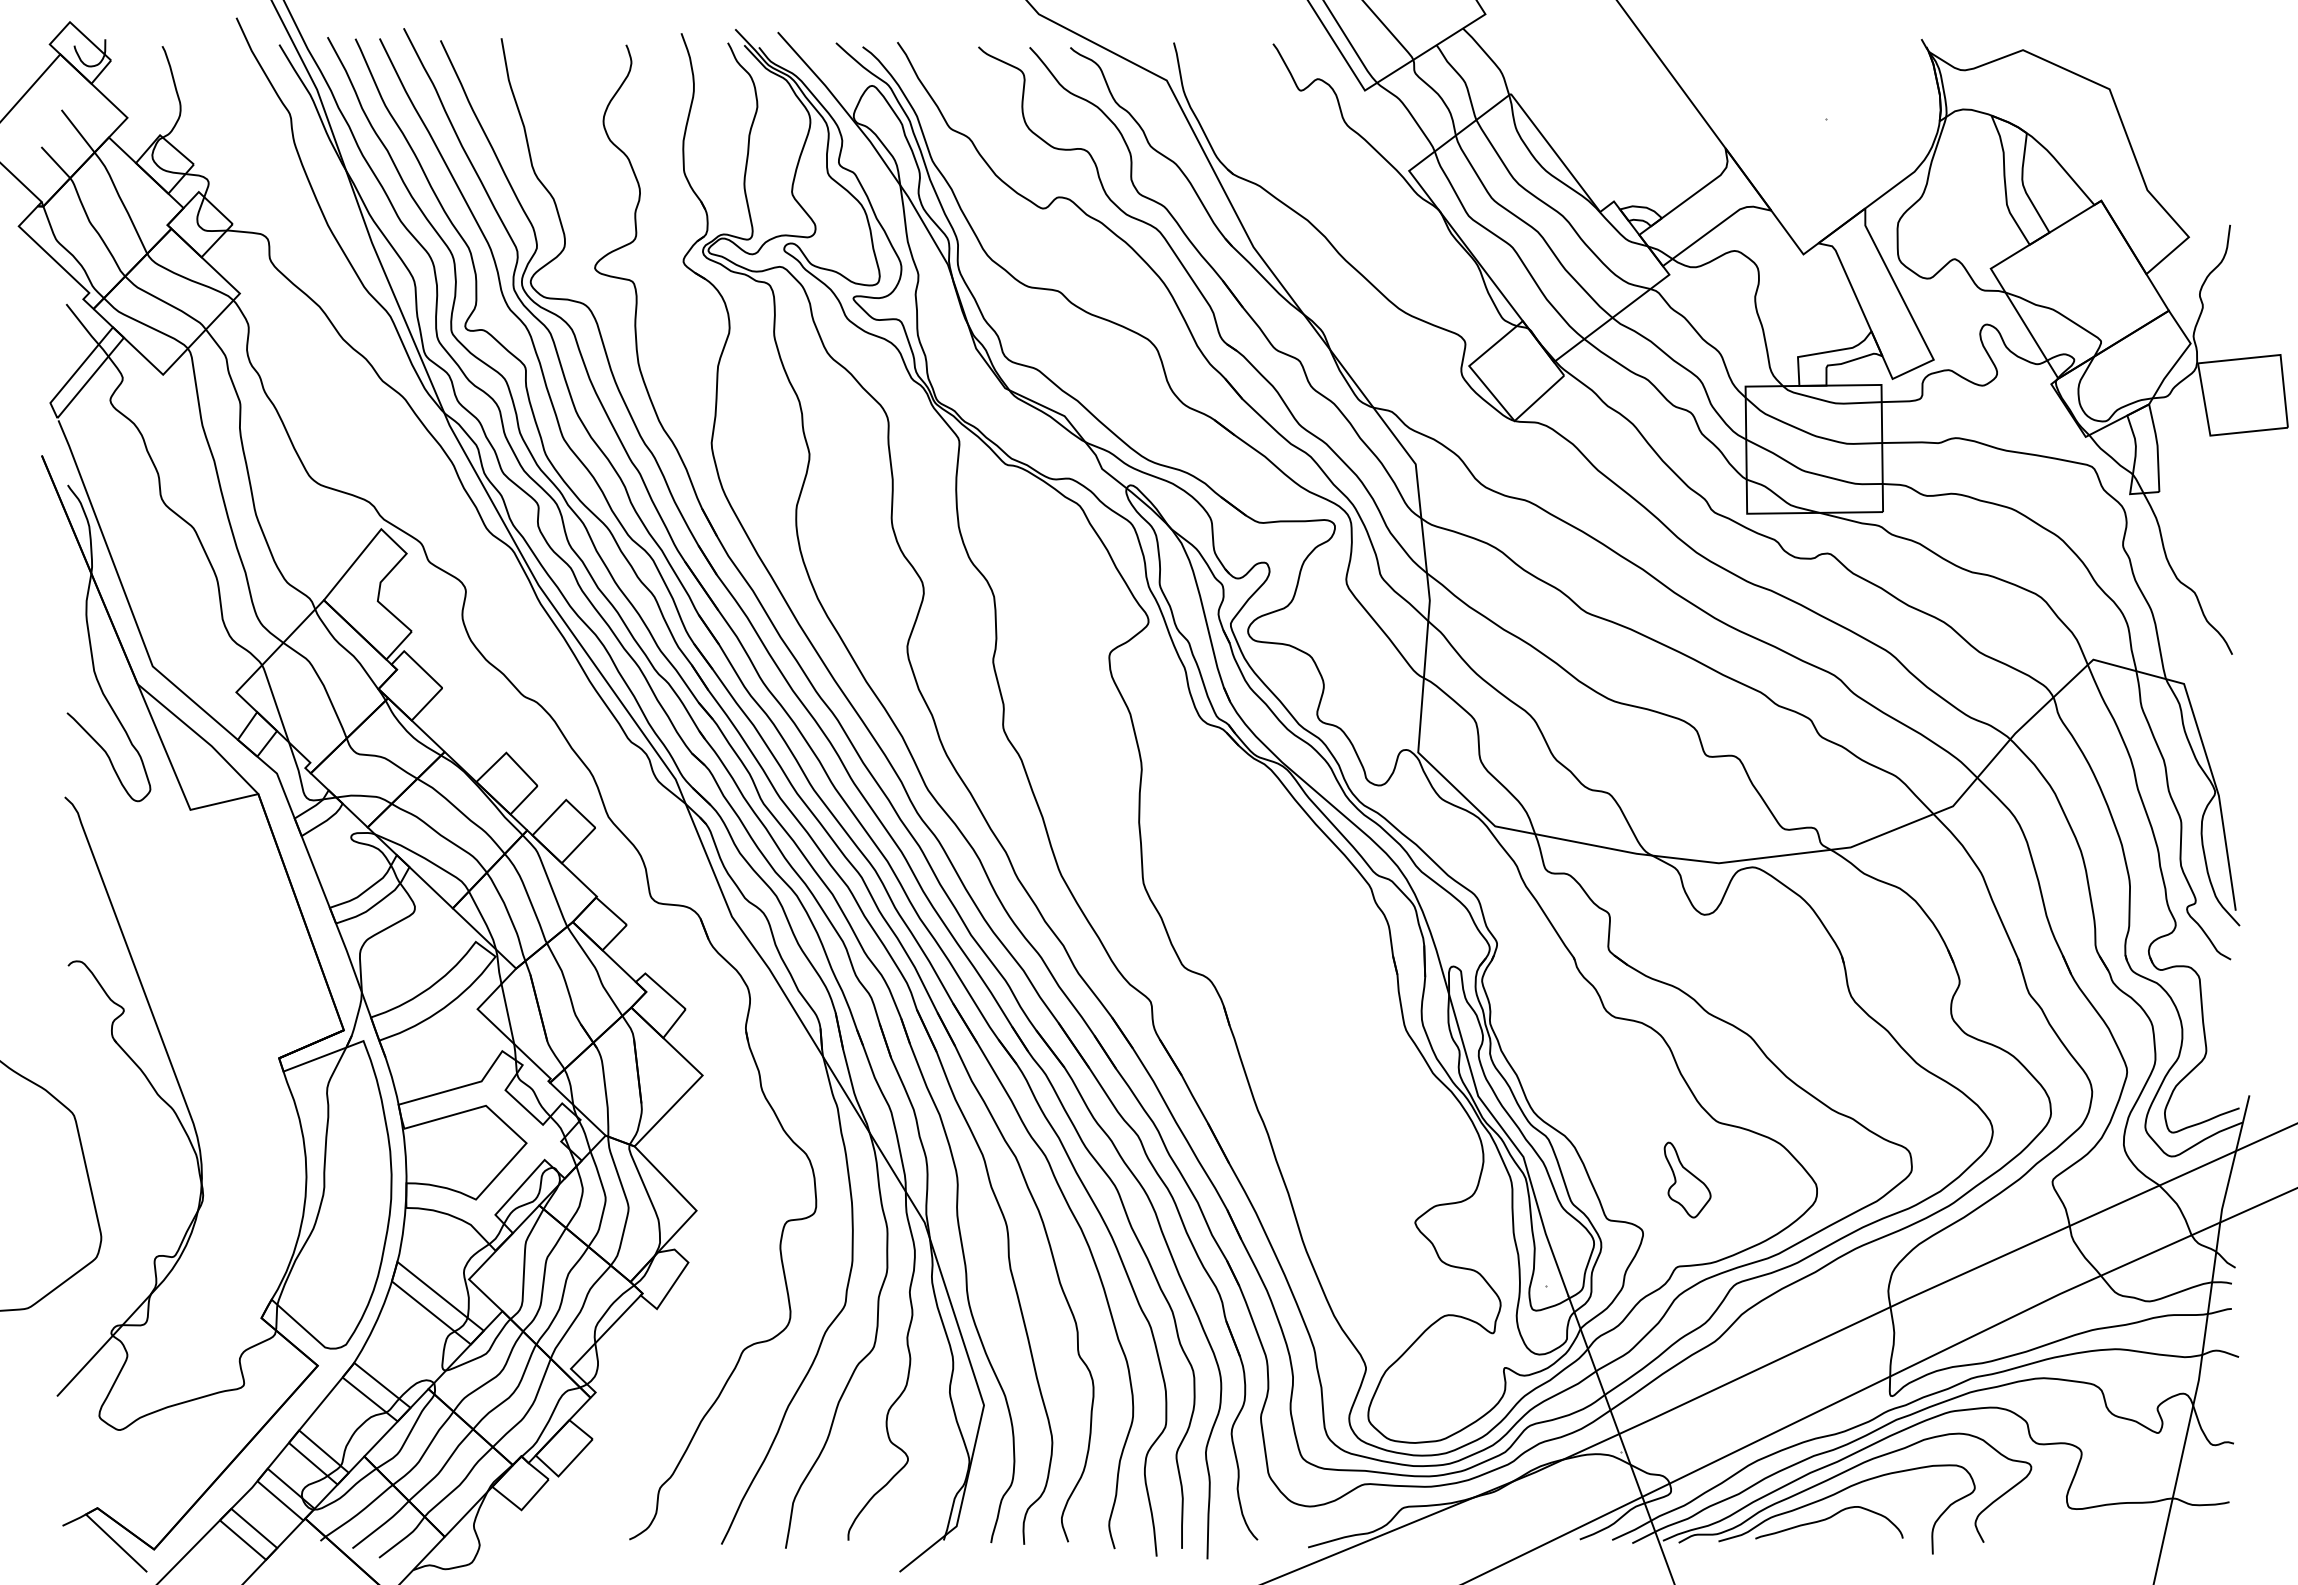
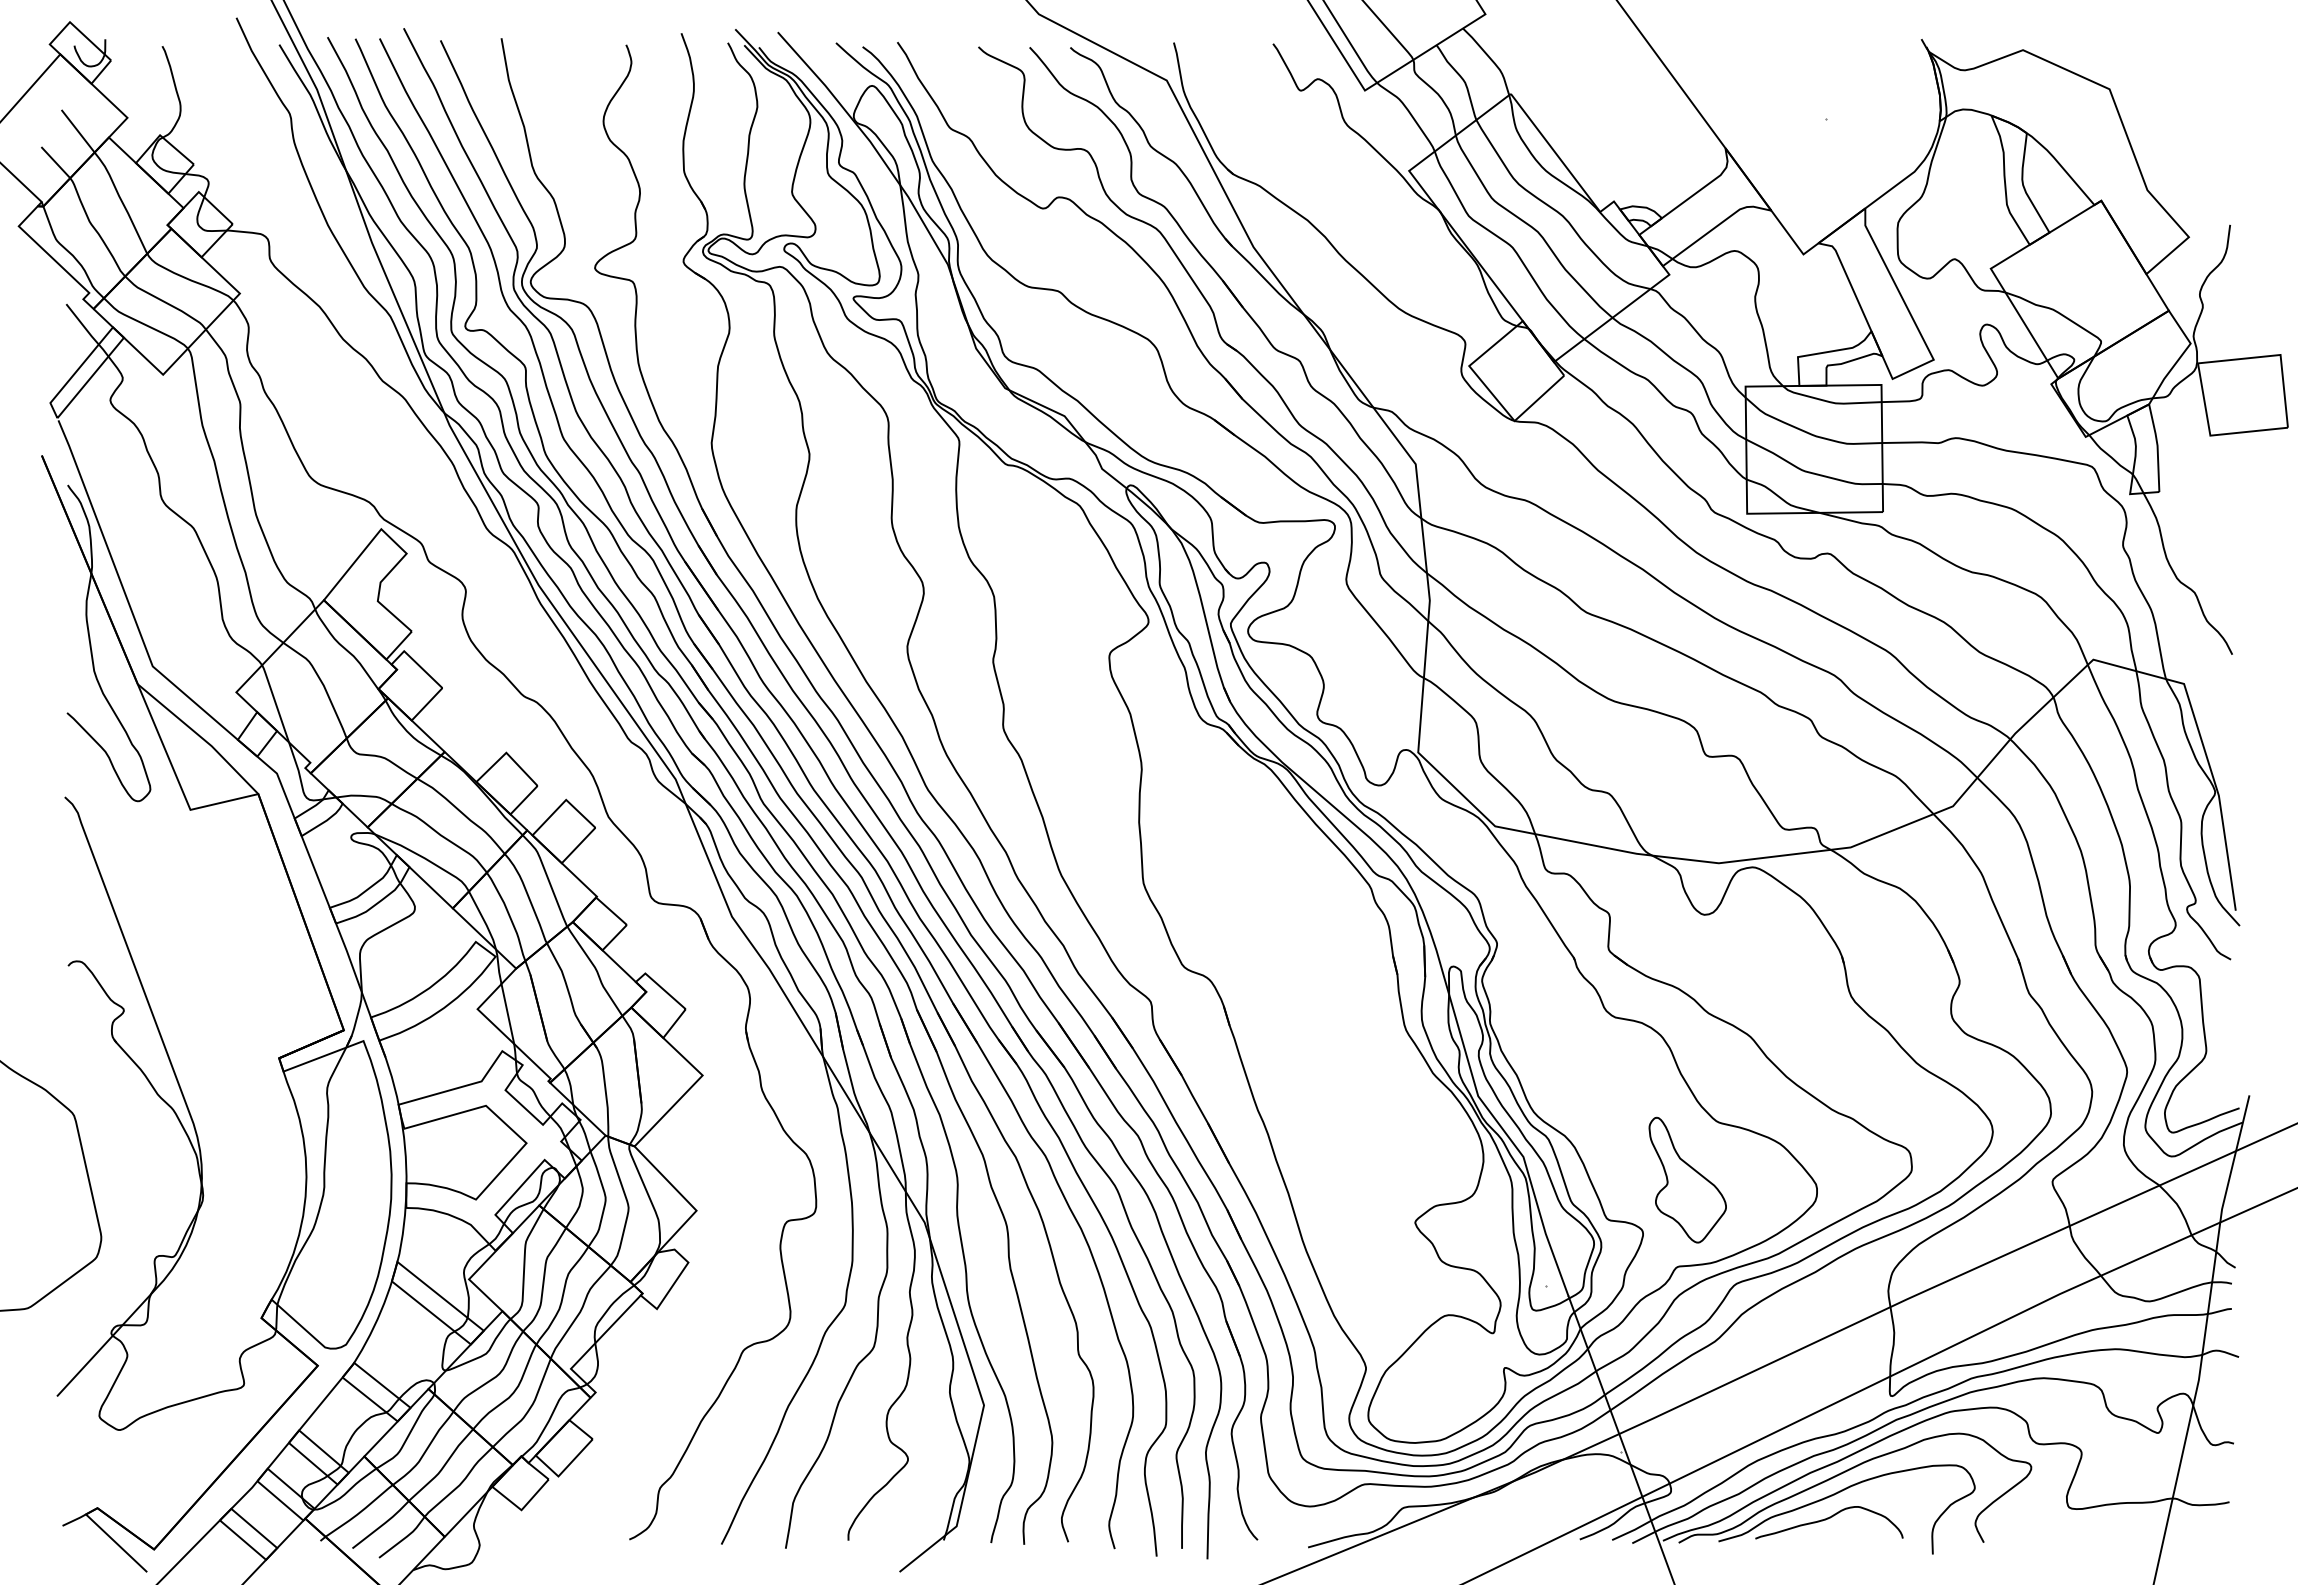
part size: 49x78 px -> 79x128 px (1687, 1179)
